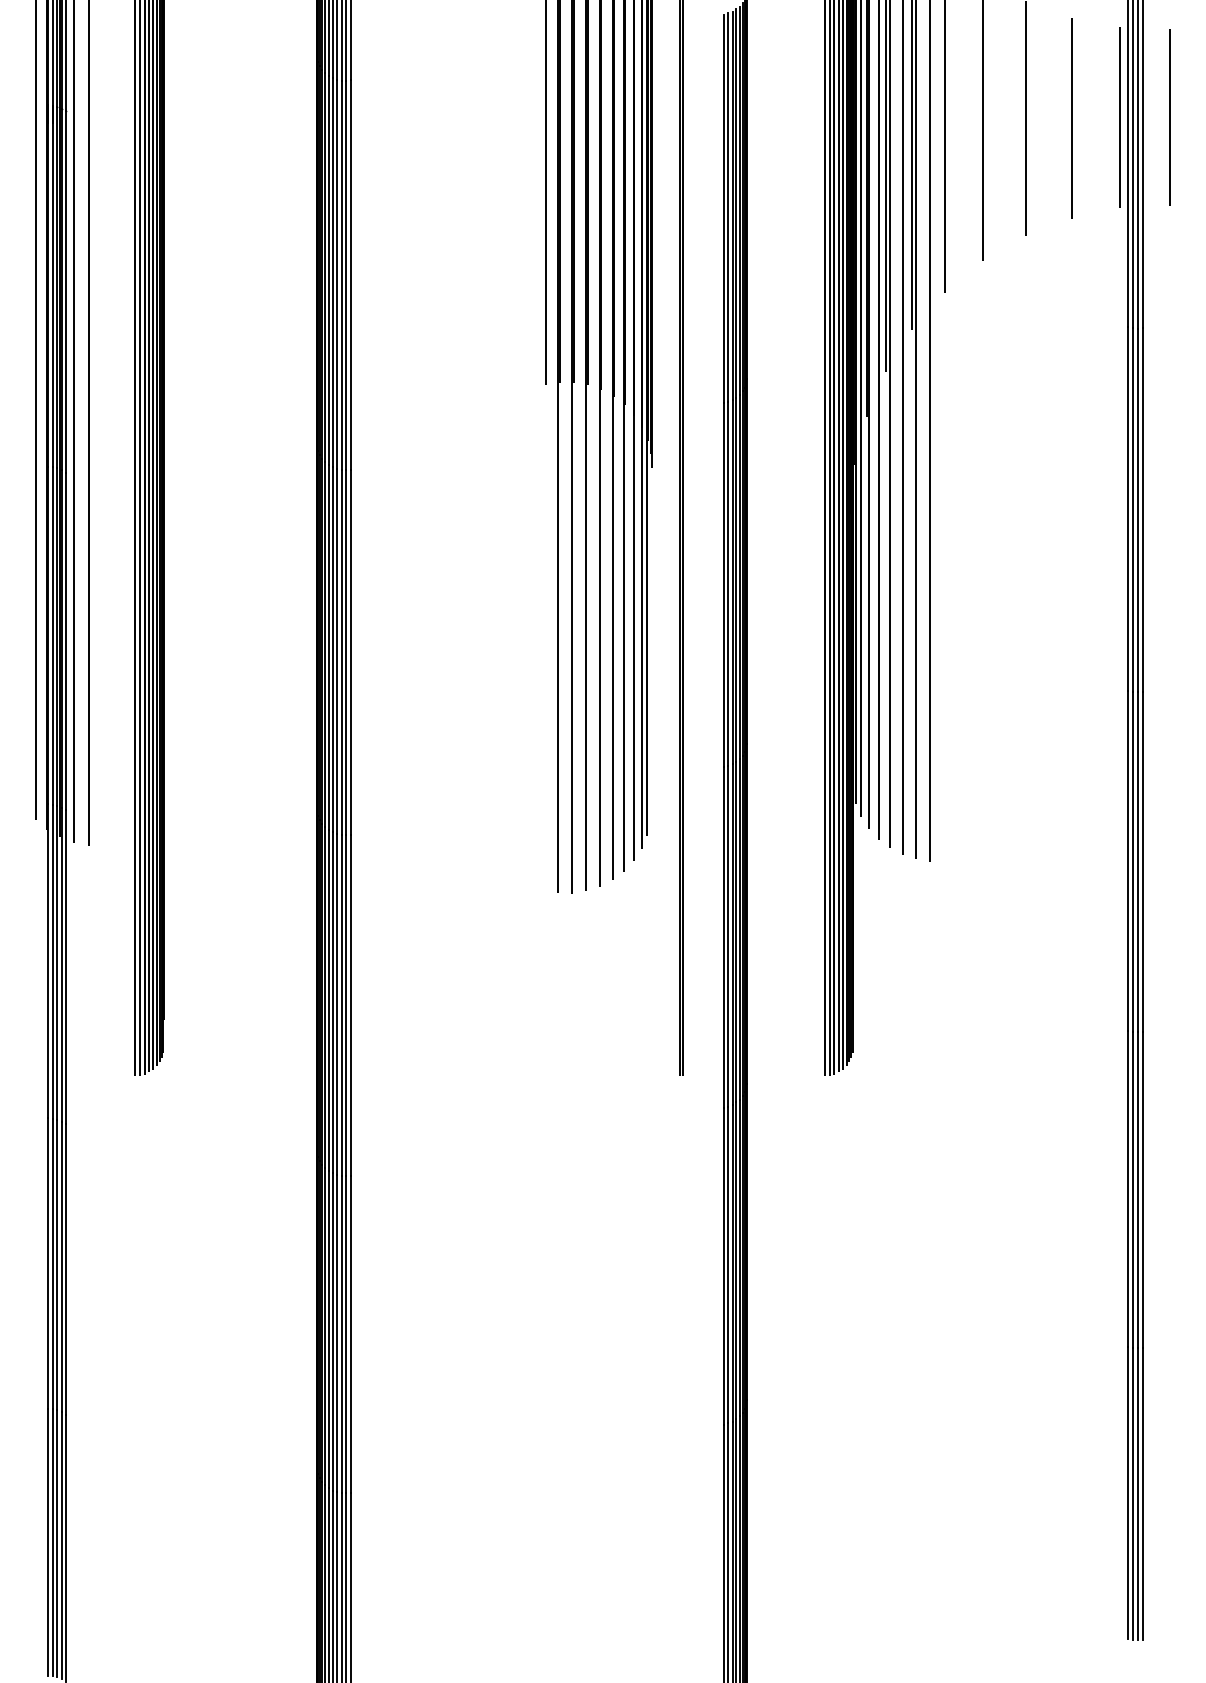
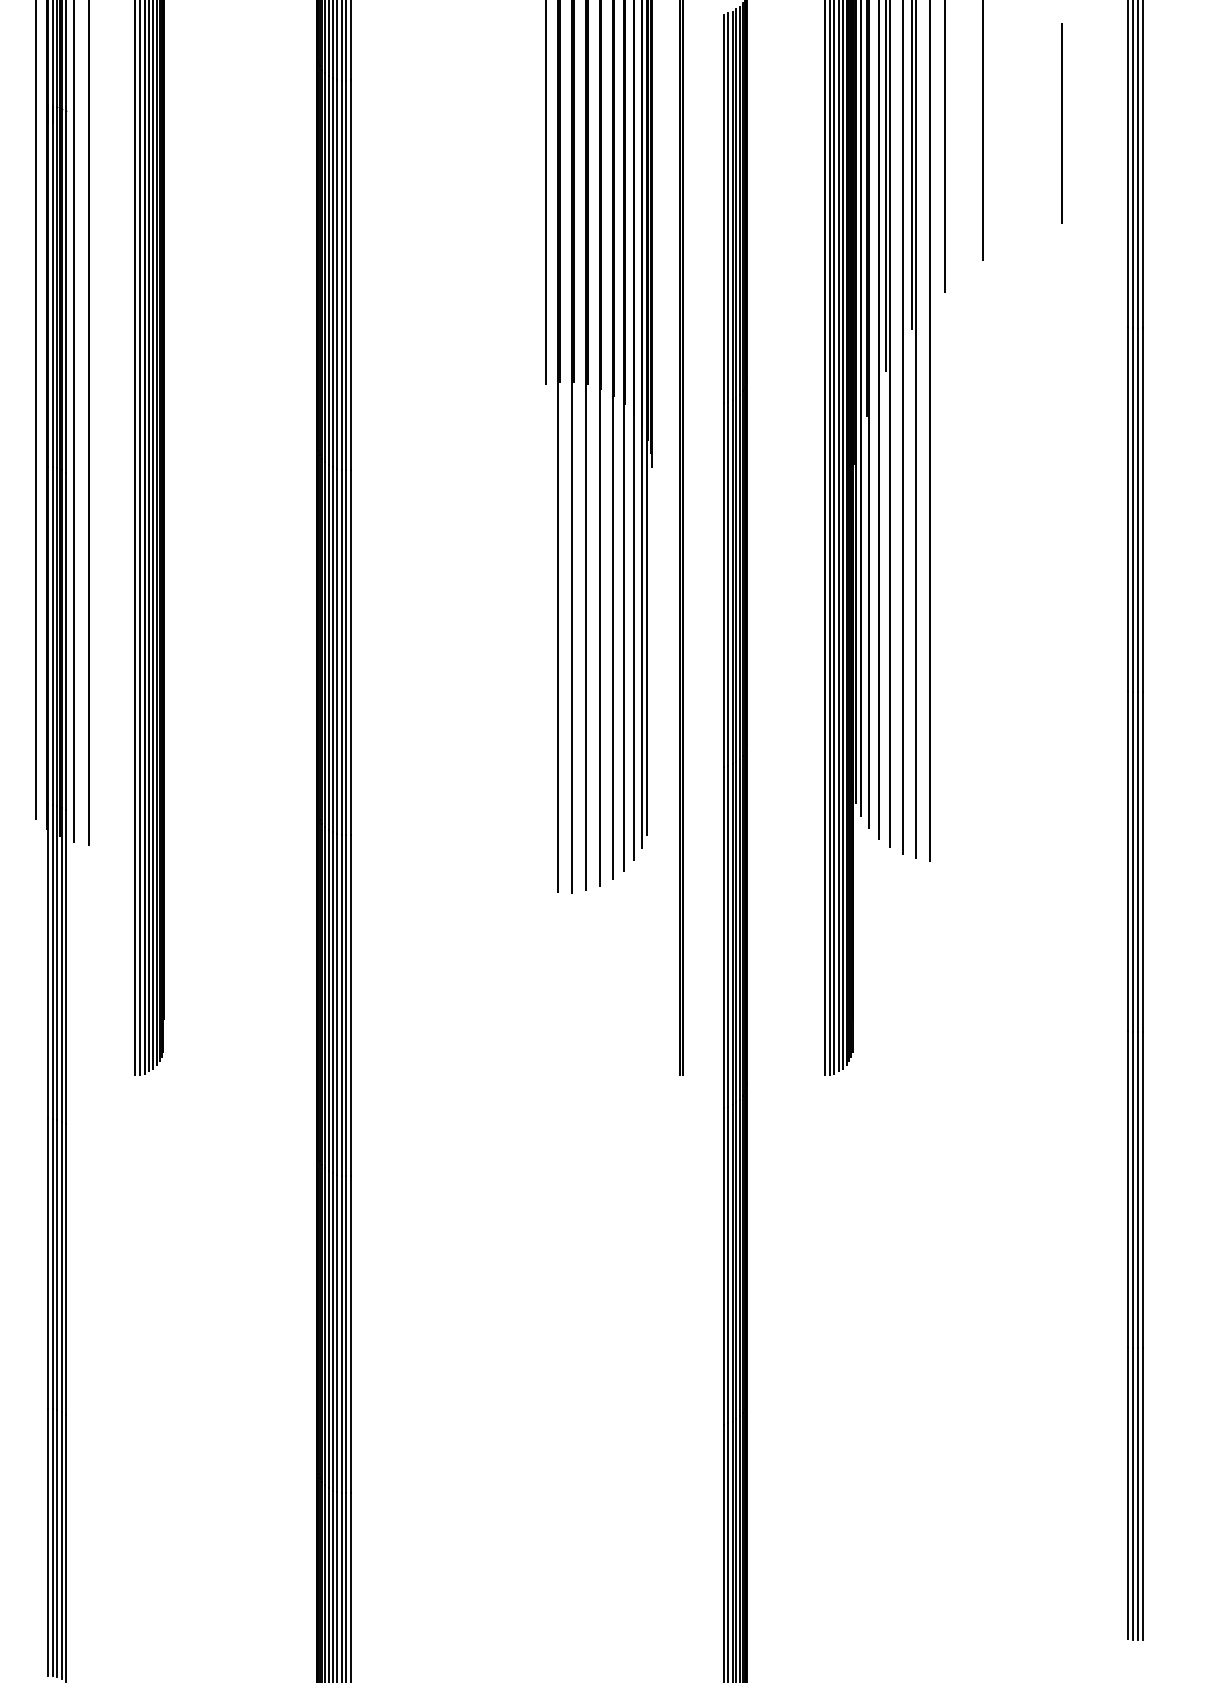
line: present -> none (1120, 117)
line: present -> none (1169, 117)
line position: (1071, 118) -> (1061, 123) (1061, 123)
line: present -> none (1025, 119)
